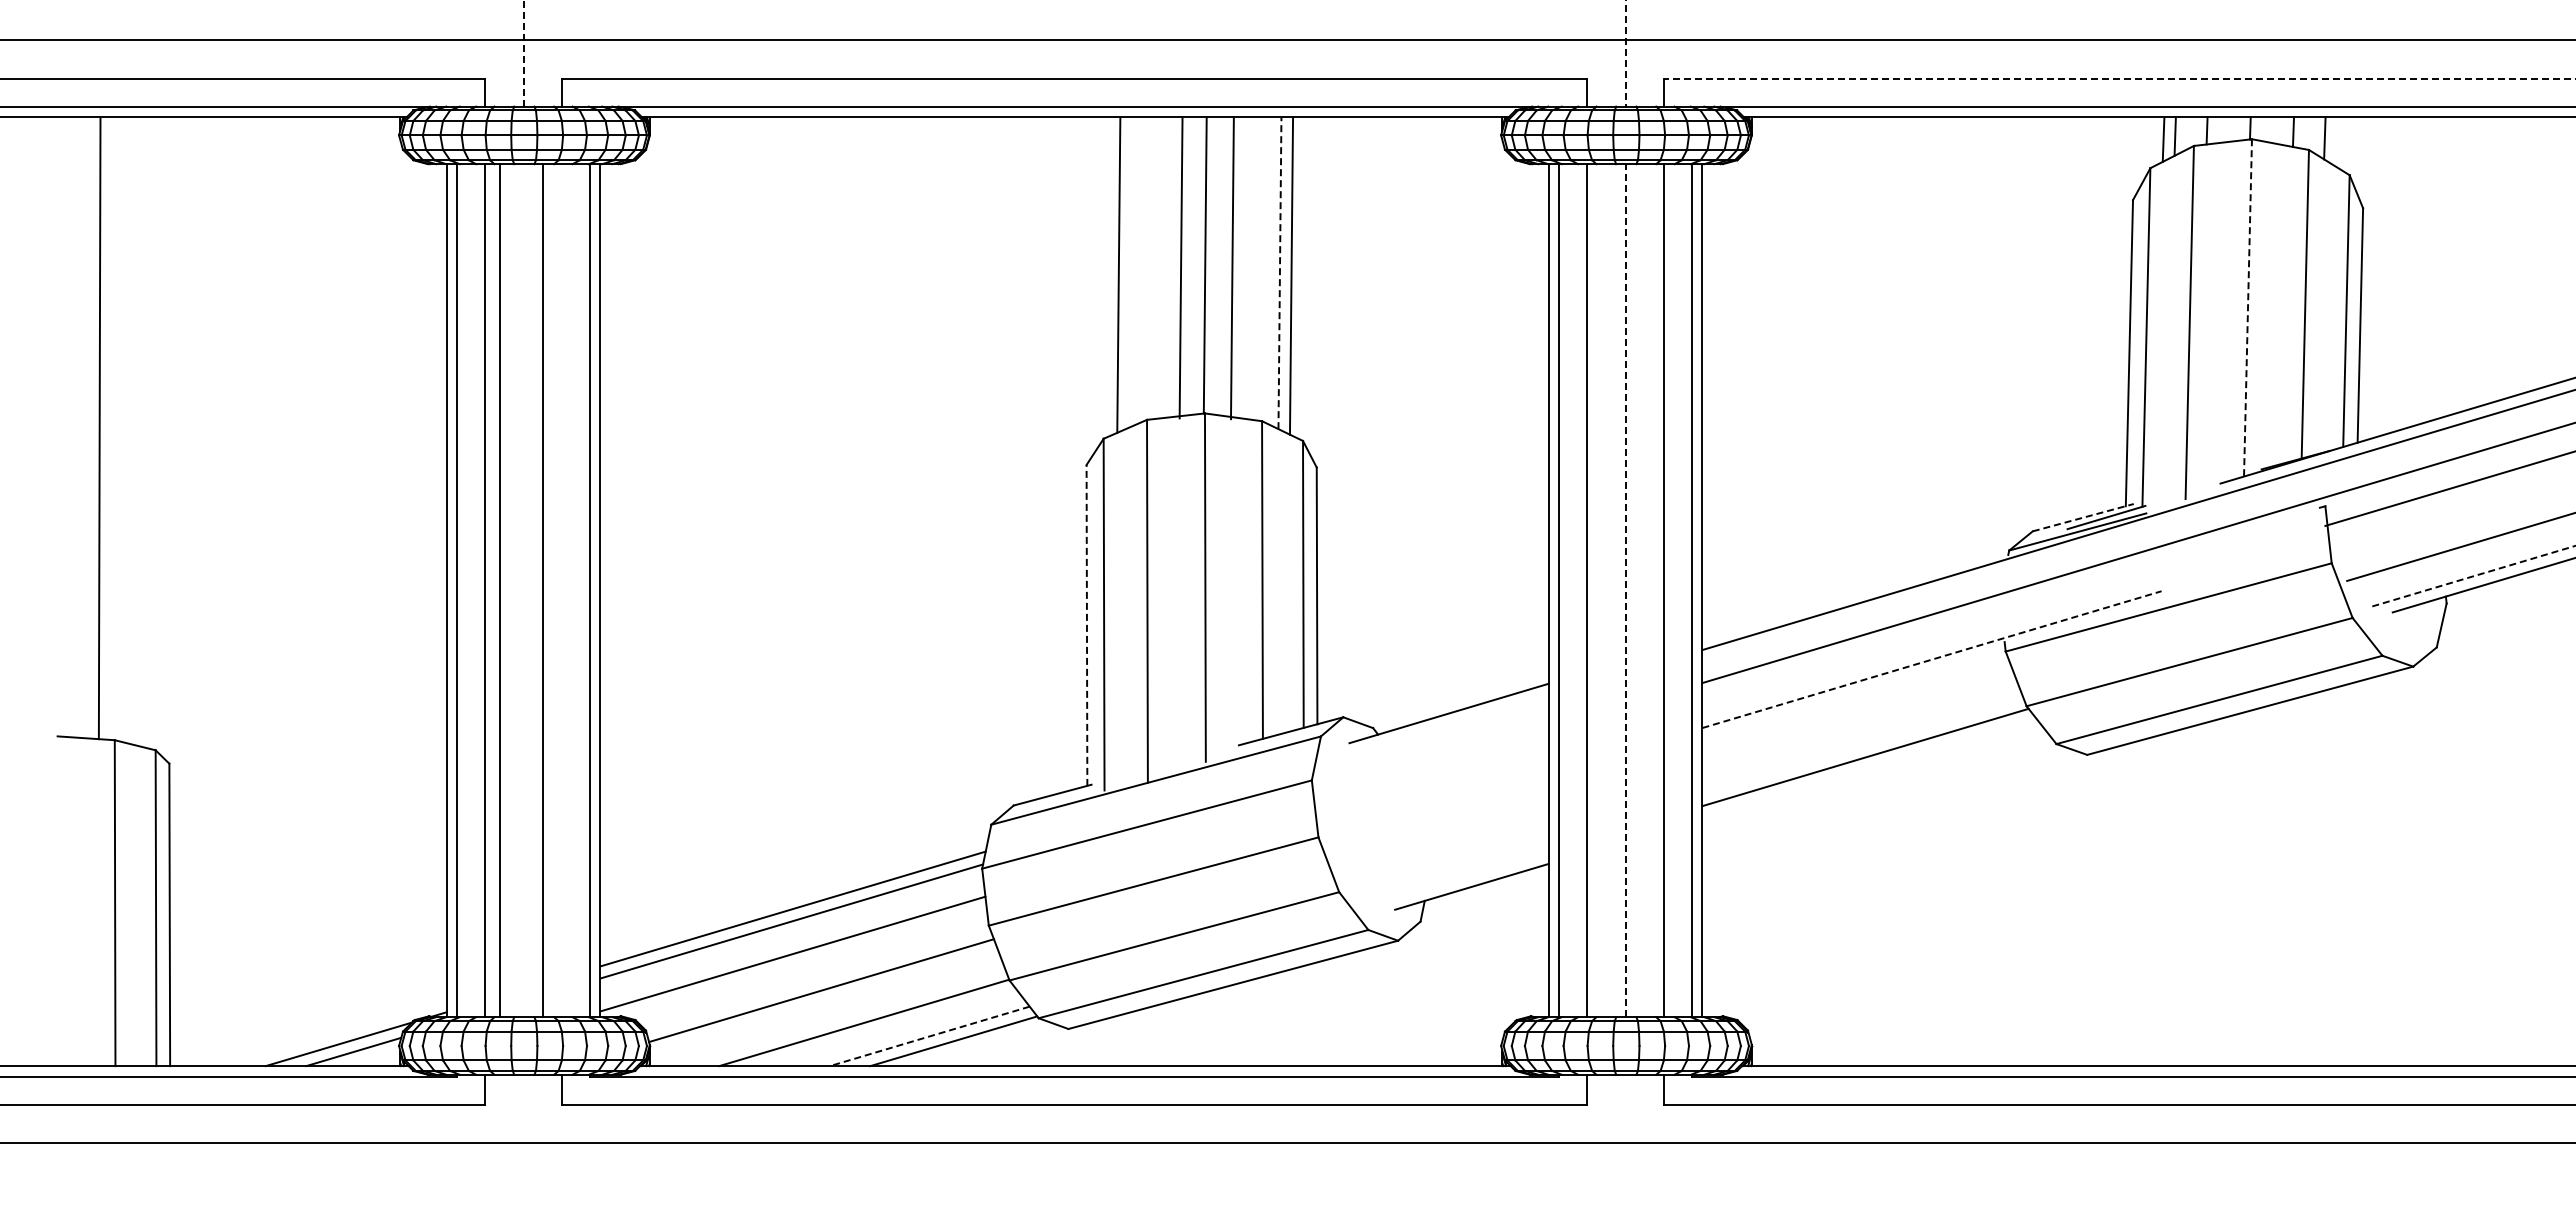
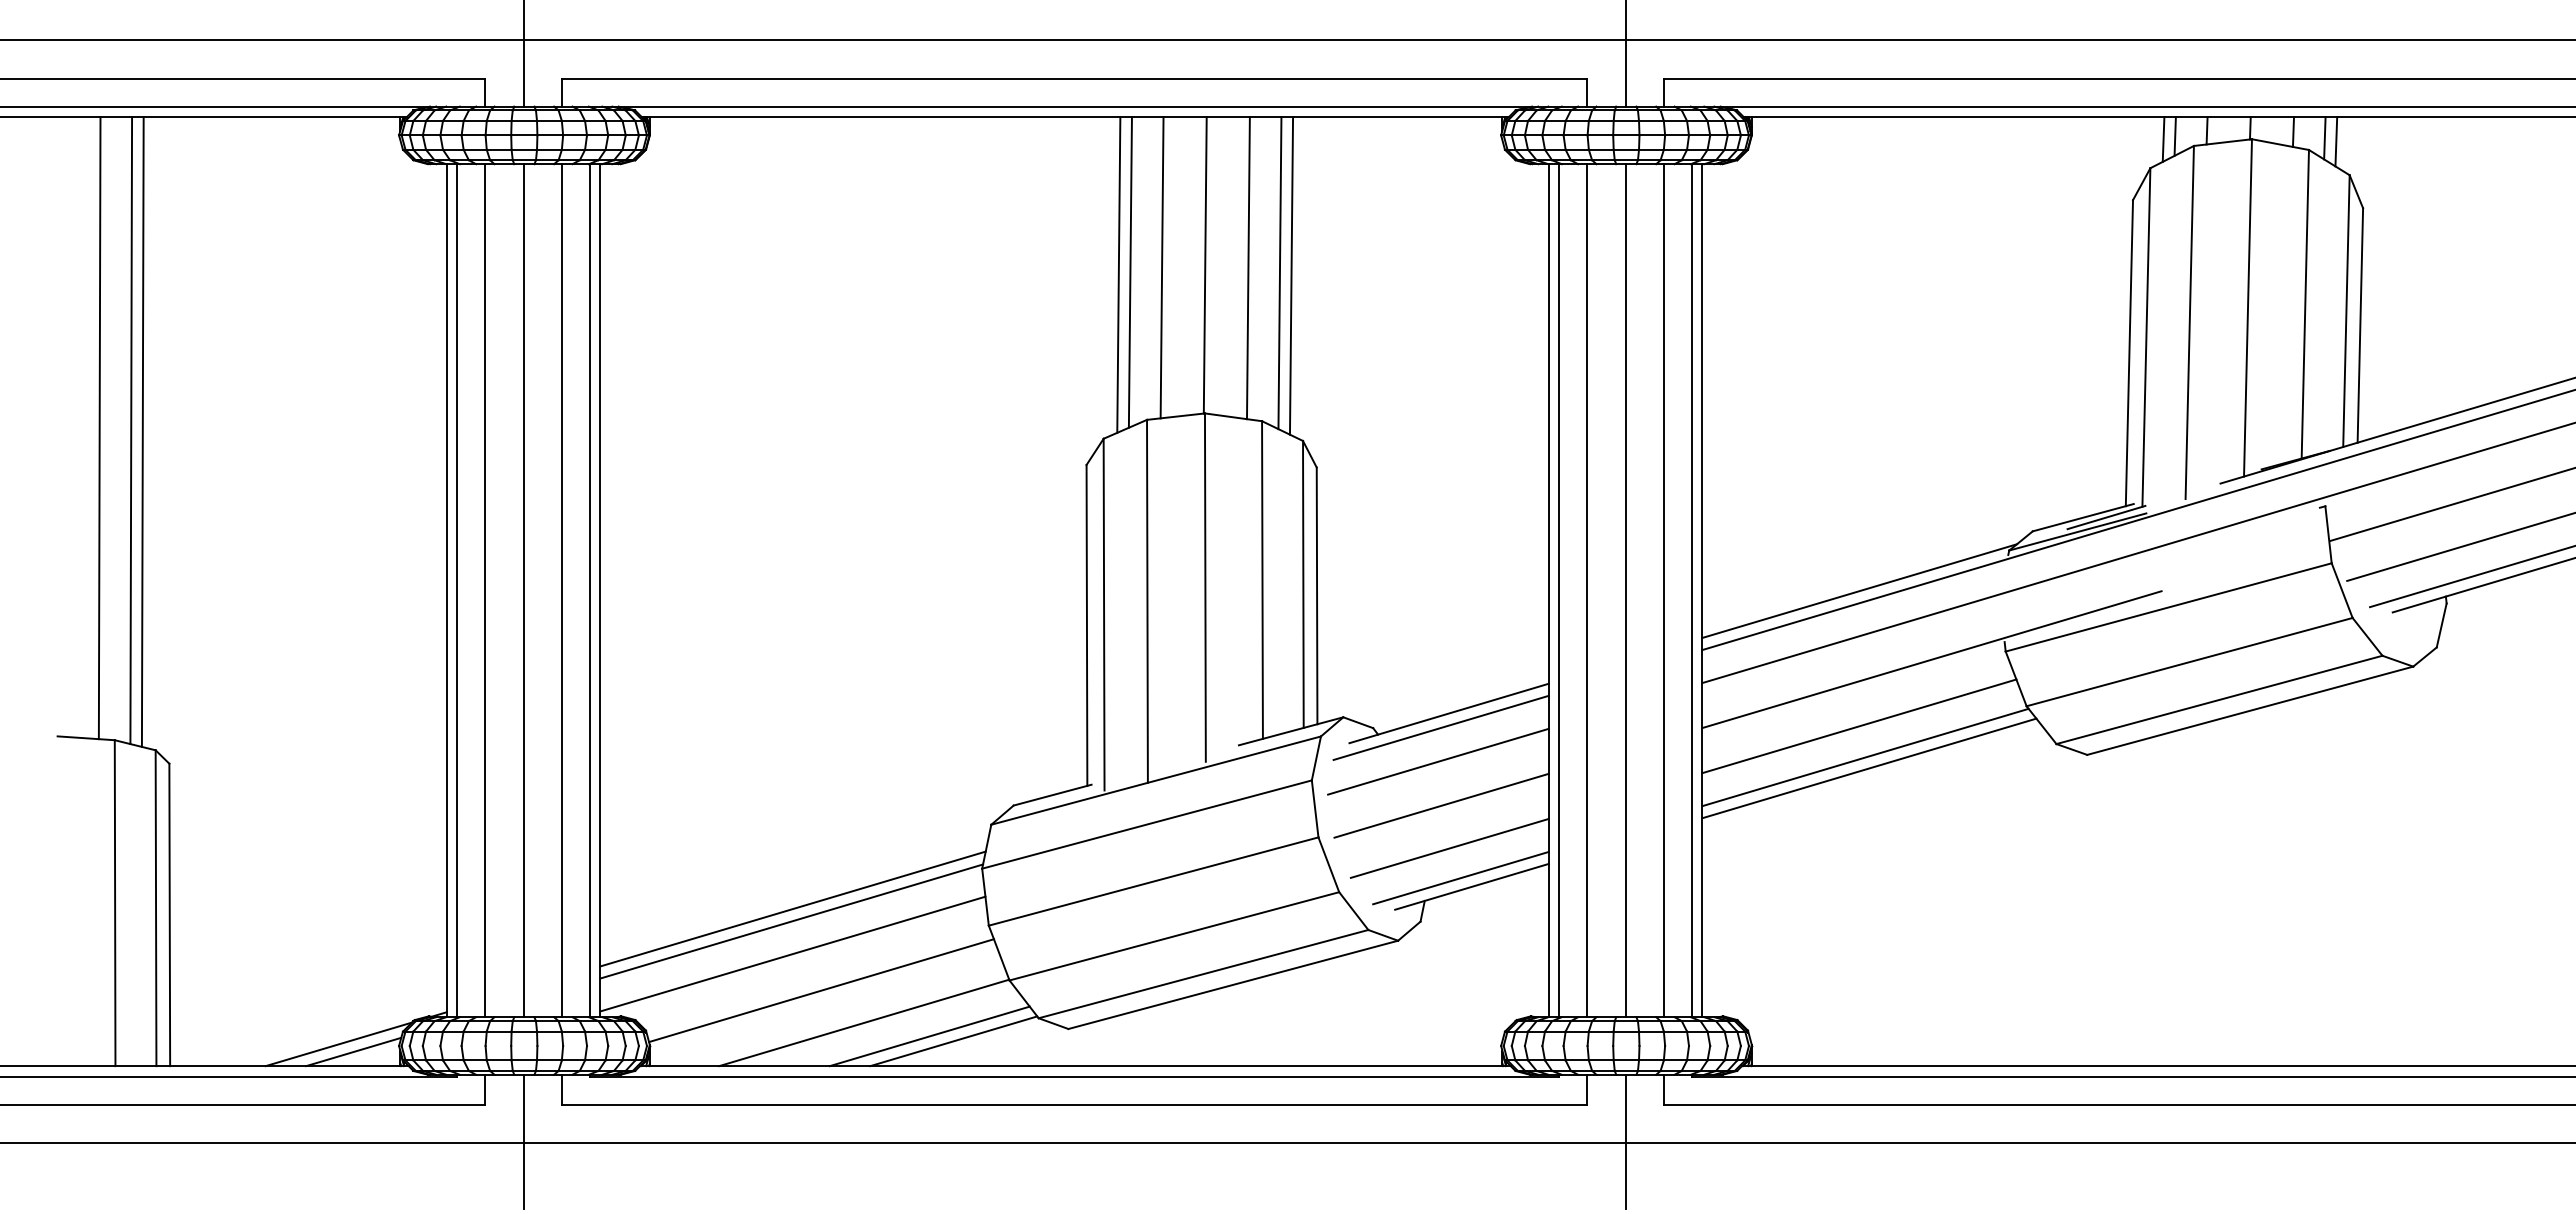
line: dashed -> solid (523, 52)
line: dashed -> solid (1625, 53)
line: dashed -> solid (2119, 78)
line: none -> present (2336, 141)
line position: (1180, 267) -> (1161, 267) (1161, 267)
line position: (1232, 268) -> (1248, 268) (1248, 268)
line: none -> present (1129, 272)
line: dashed -> solid (1279, 272)
line: dashed -> solid (2248, 307)
line: none -> present (131, 430)
line: none -> present (142, 431)
line position: (2448, 488) -> (2451, 504) (2451, 504)
line: dashed -> solid (2083, 517)
line: dashed -> solid (2472, 576)
line position: (499, 590) -> (523, 590) (523, 590)
line position: (542, 590) -> (561, 590) (561, 590)
line: dashed -> solid (1625, 590)
line: none -> present (1859, 590)
line: dashed -> solid (1086, 624)
line: dashed -> solid (1932, 659)
line: none -> present (1859, 726)
line: none -> present (1440, 727)
line: none -> present (1438, 761)
line: none -> present (1869, 768)
line: none -> present (1441, 805)
line: none -> present (1449, 847)
line: none -> present (1460, 877)
line: dashed -> solid (929, 1036)
line: none -> present (523, 1141)
line: none -> present (1625, 1141)
